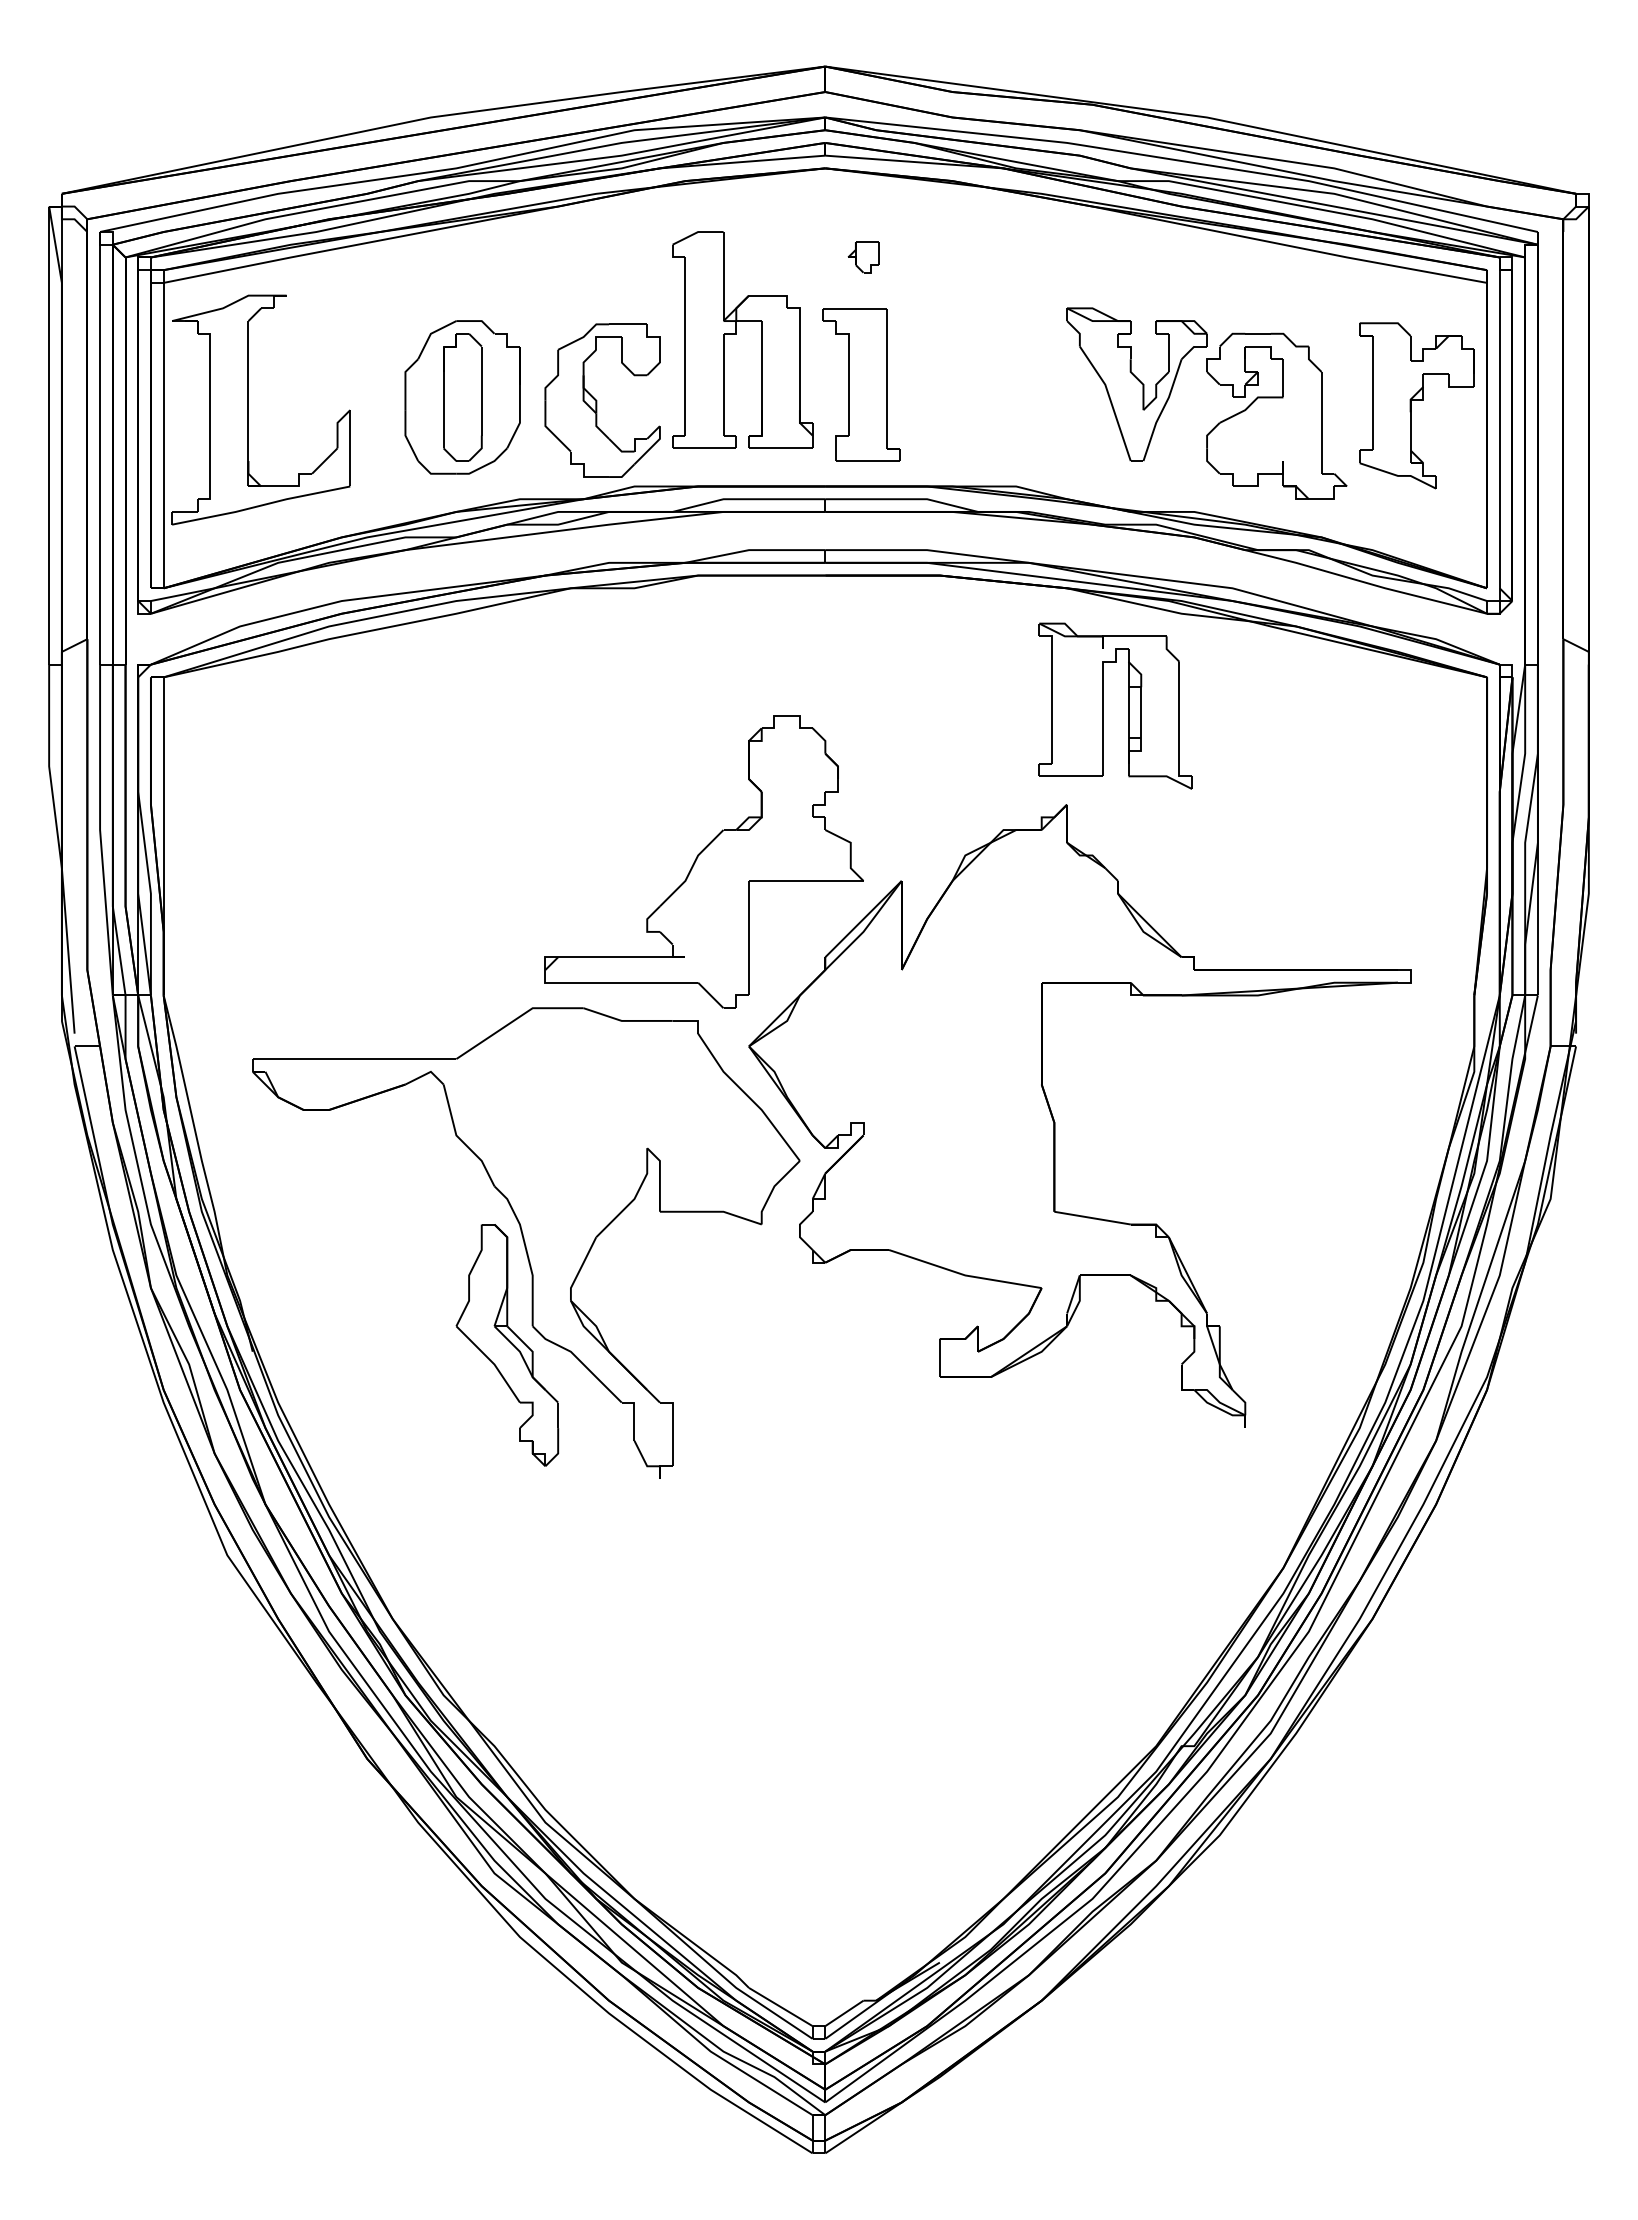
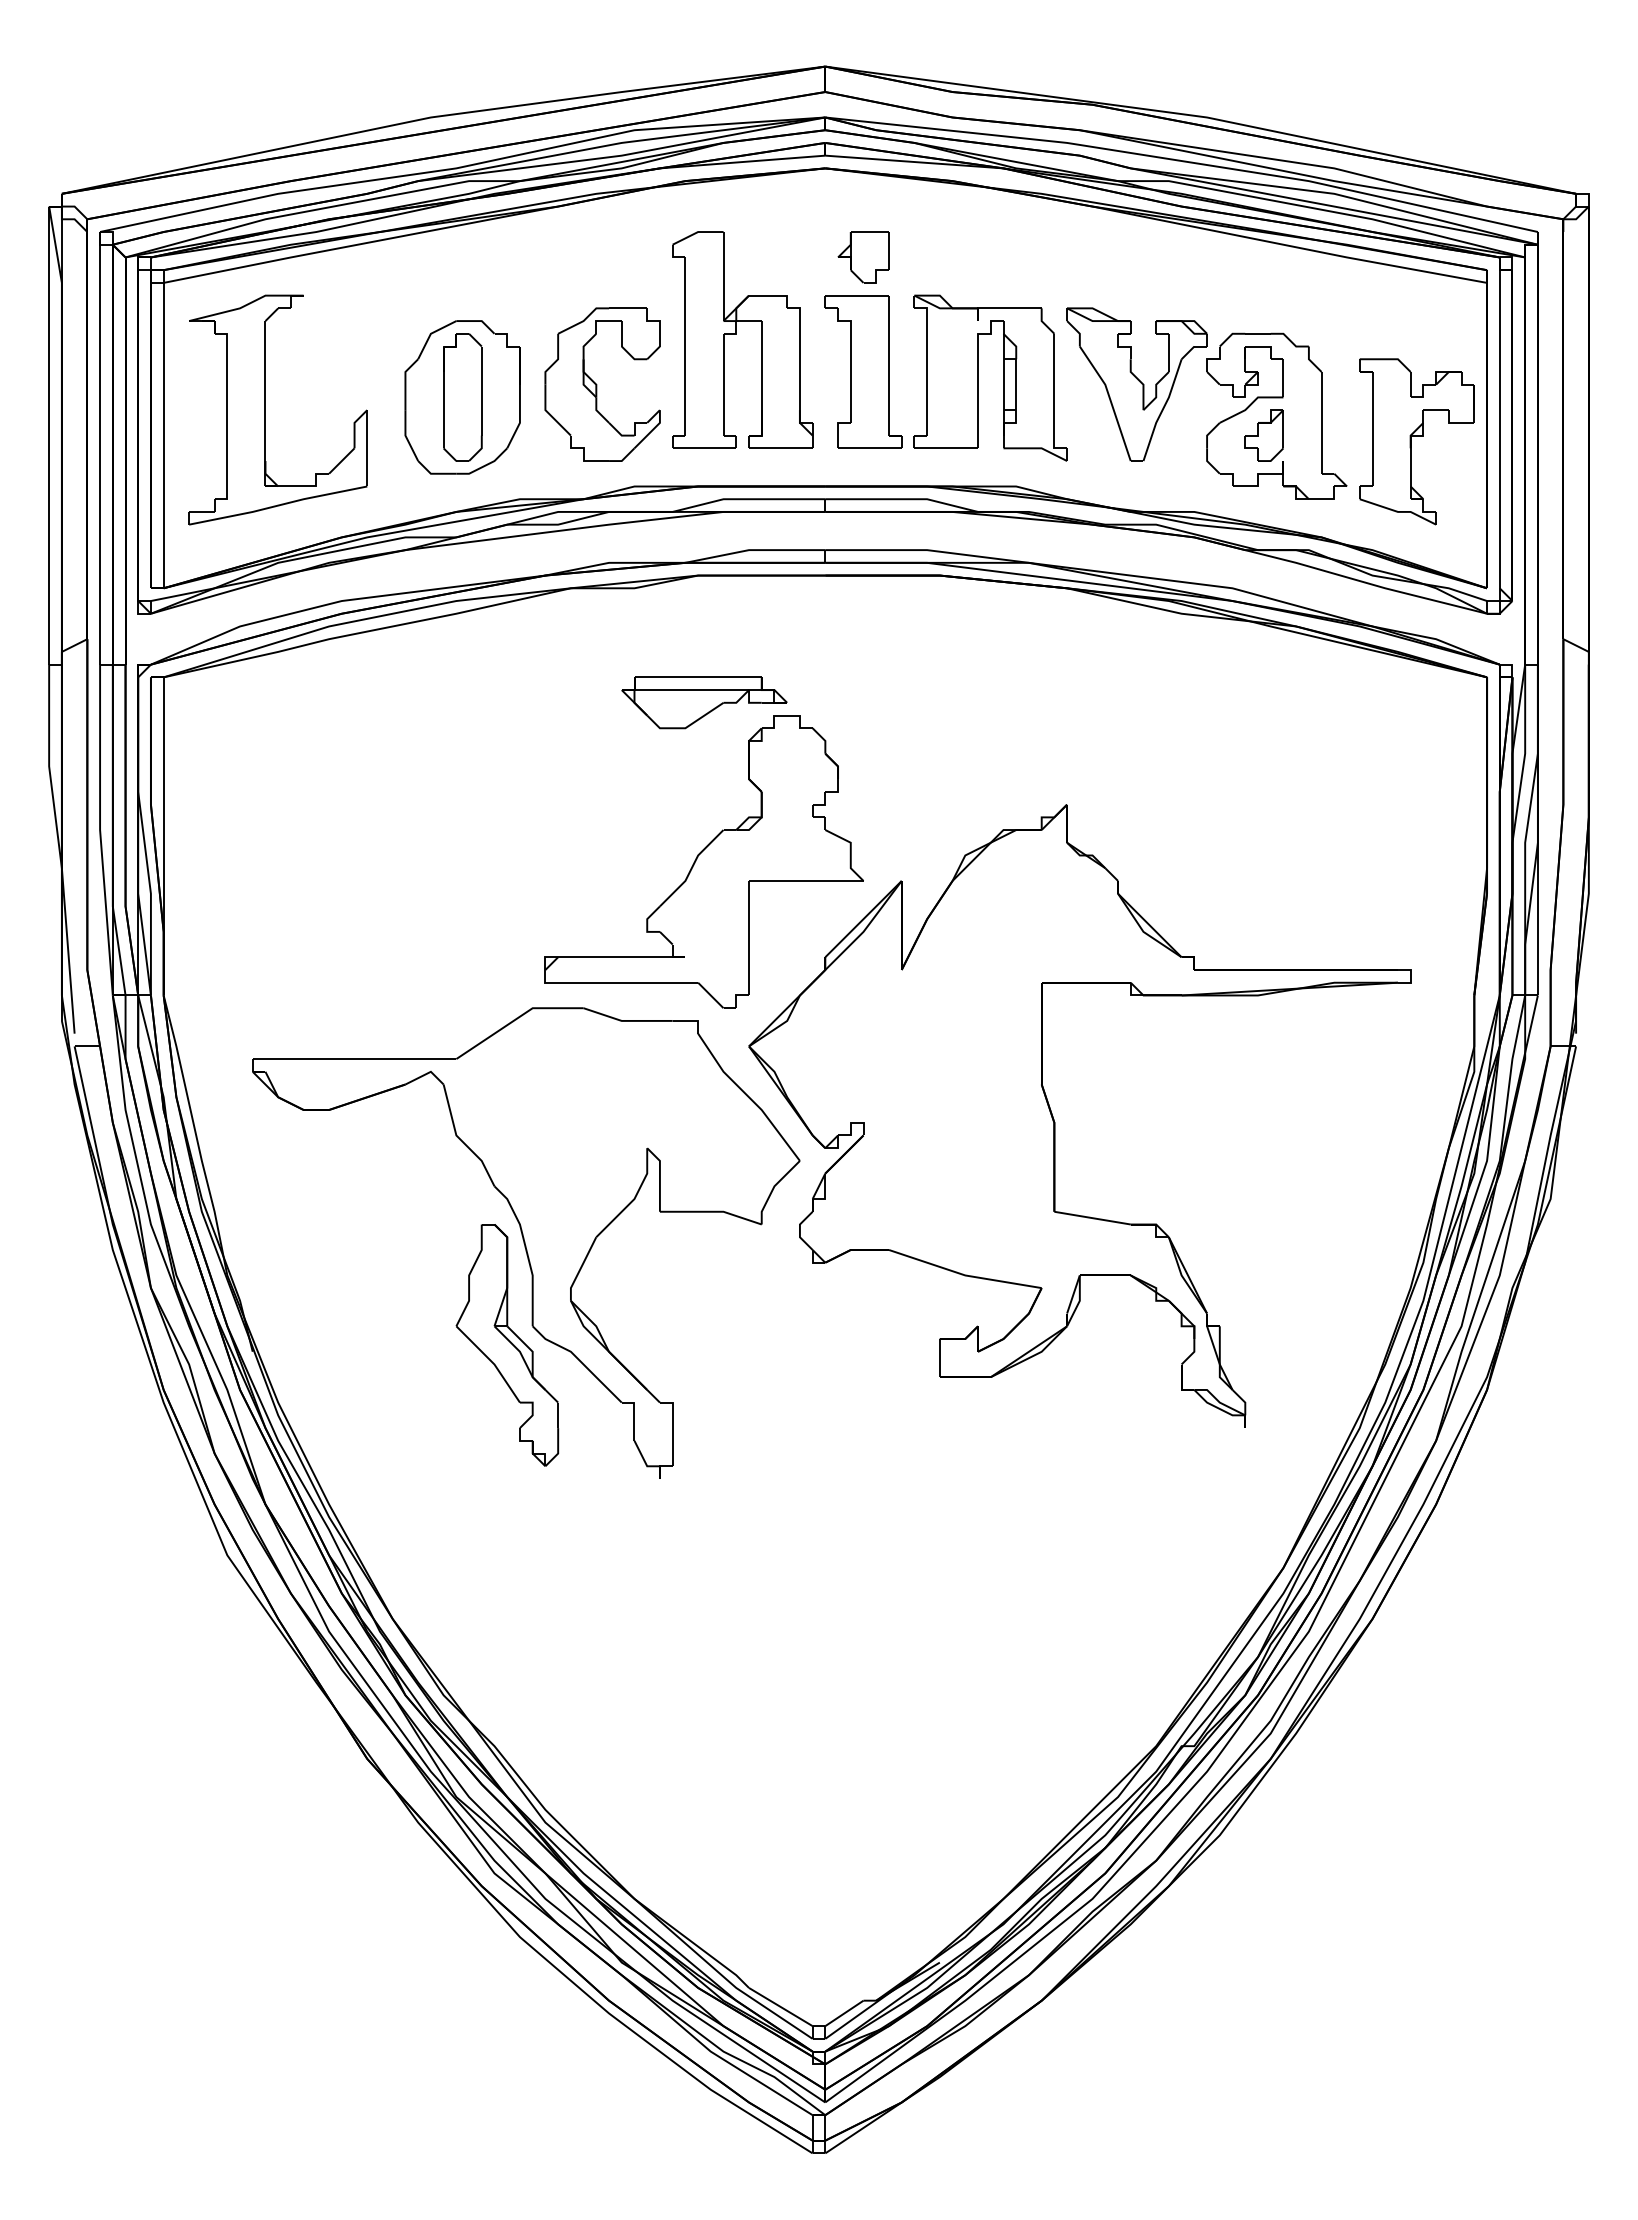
part size: 33x33 px -> 53x53 px (863, 257)
part position: (861, 384) -> (863, 371) (863, 371)
part position: (602, 400) -> (602, 384) (602, 384)
part position: (1416, 405) -> (1416, 441) (1416, 441)
part position: (248, 409) -> (265, 409) (265, 409)
part: none -> present (1263, 435)
part: none -> present (704, 702)
part position: (1103, 705) -> (978, 377) (978, 377)
